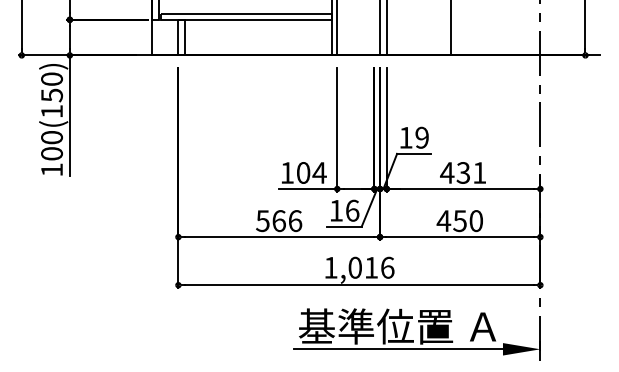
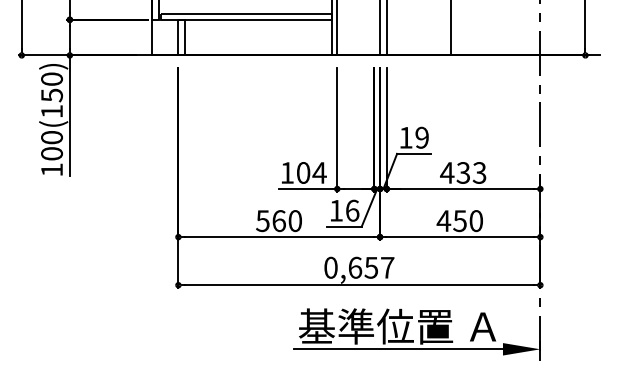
text: 431 -> 433 (479, 172)
text: 566 -> 560 (295, 220)
text: 1,016 -> 0,657 (359, 267)
